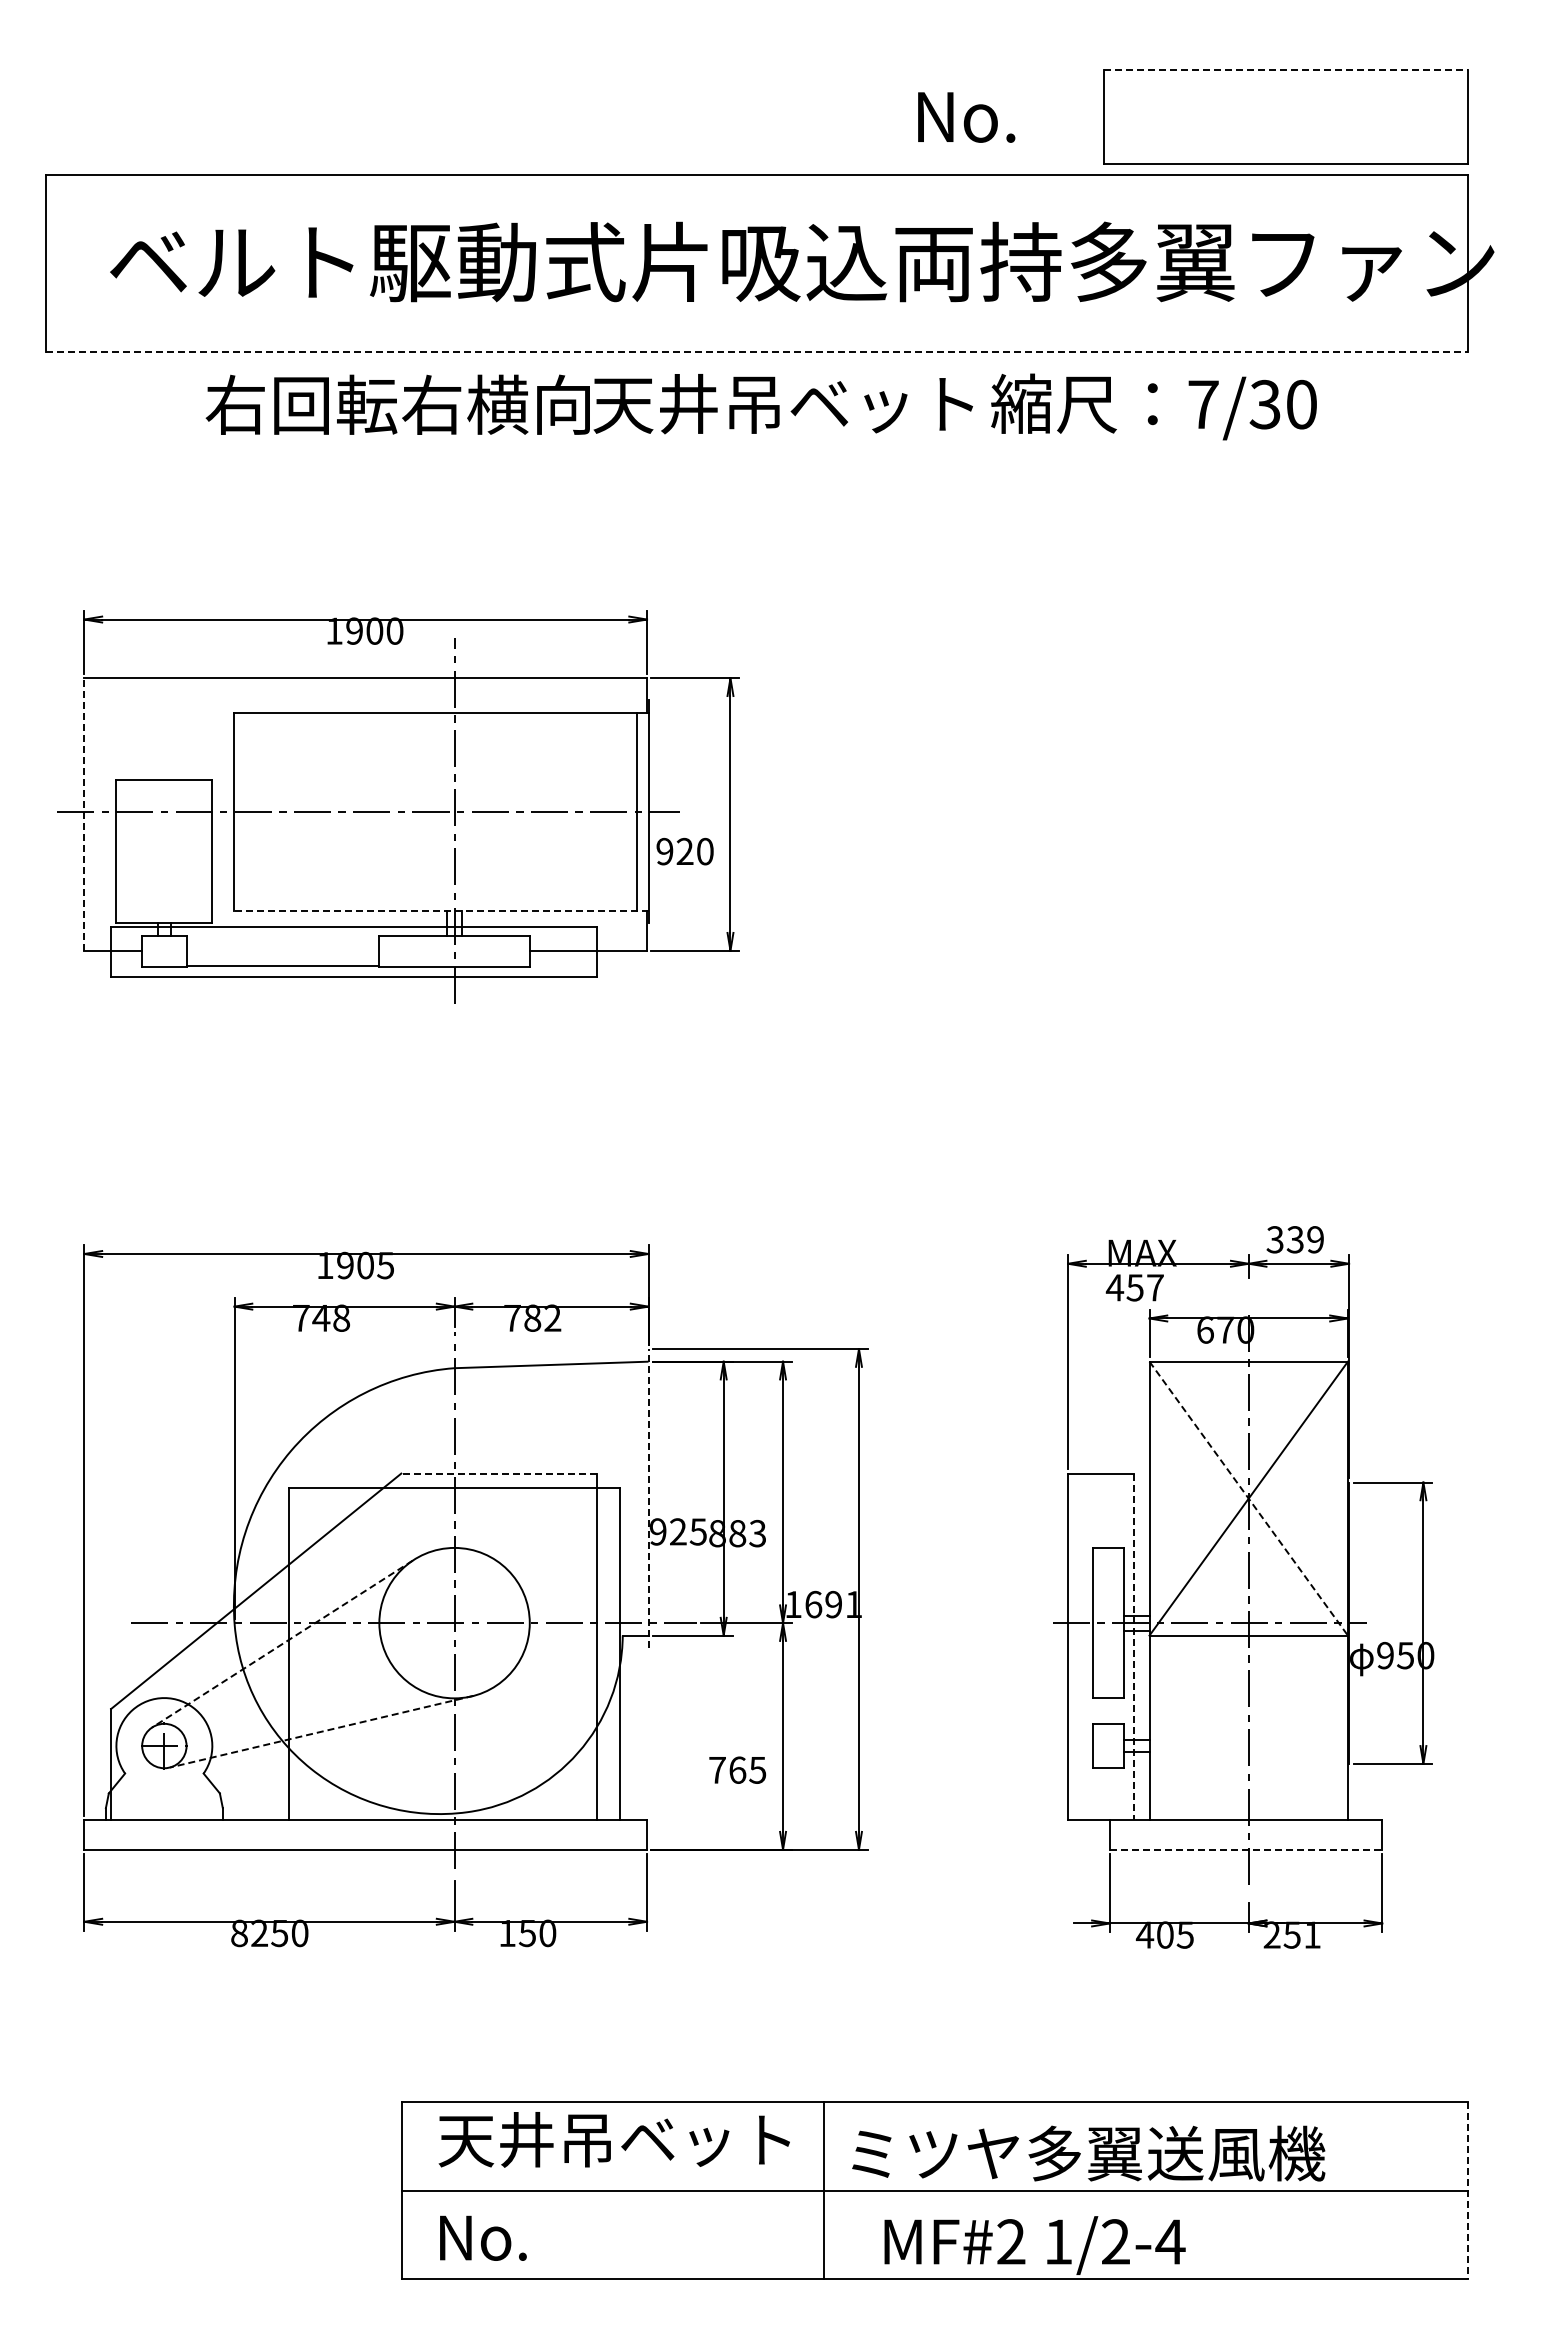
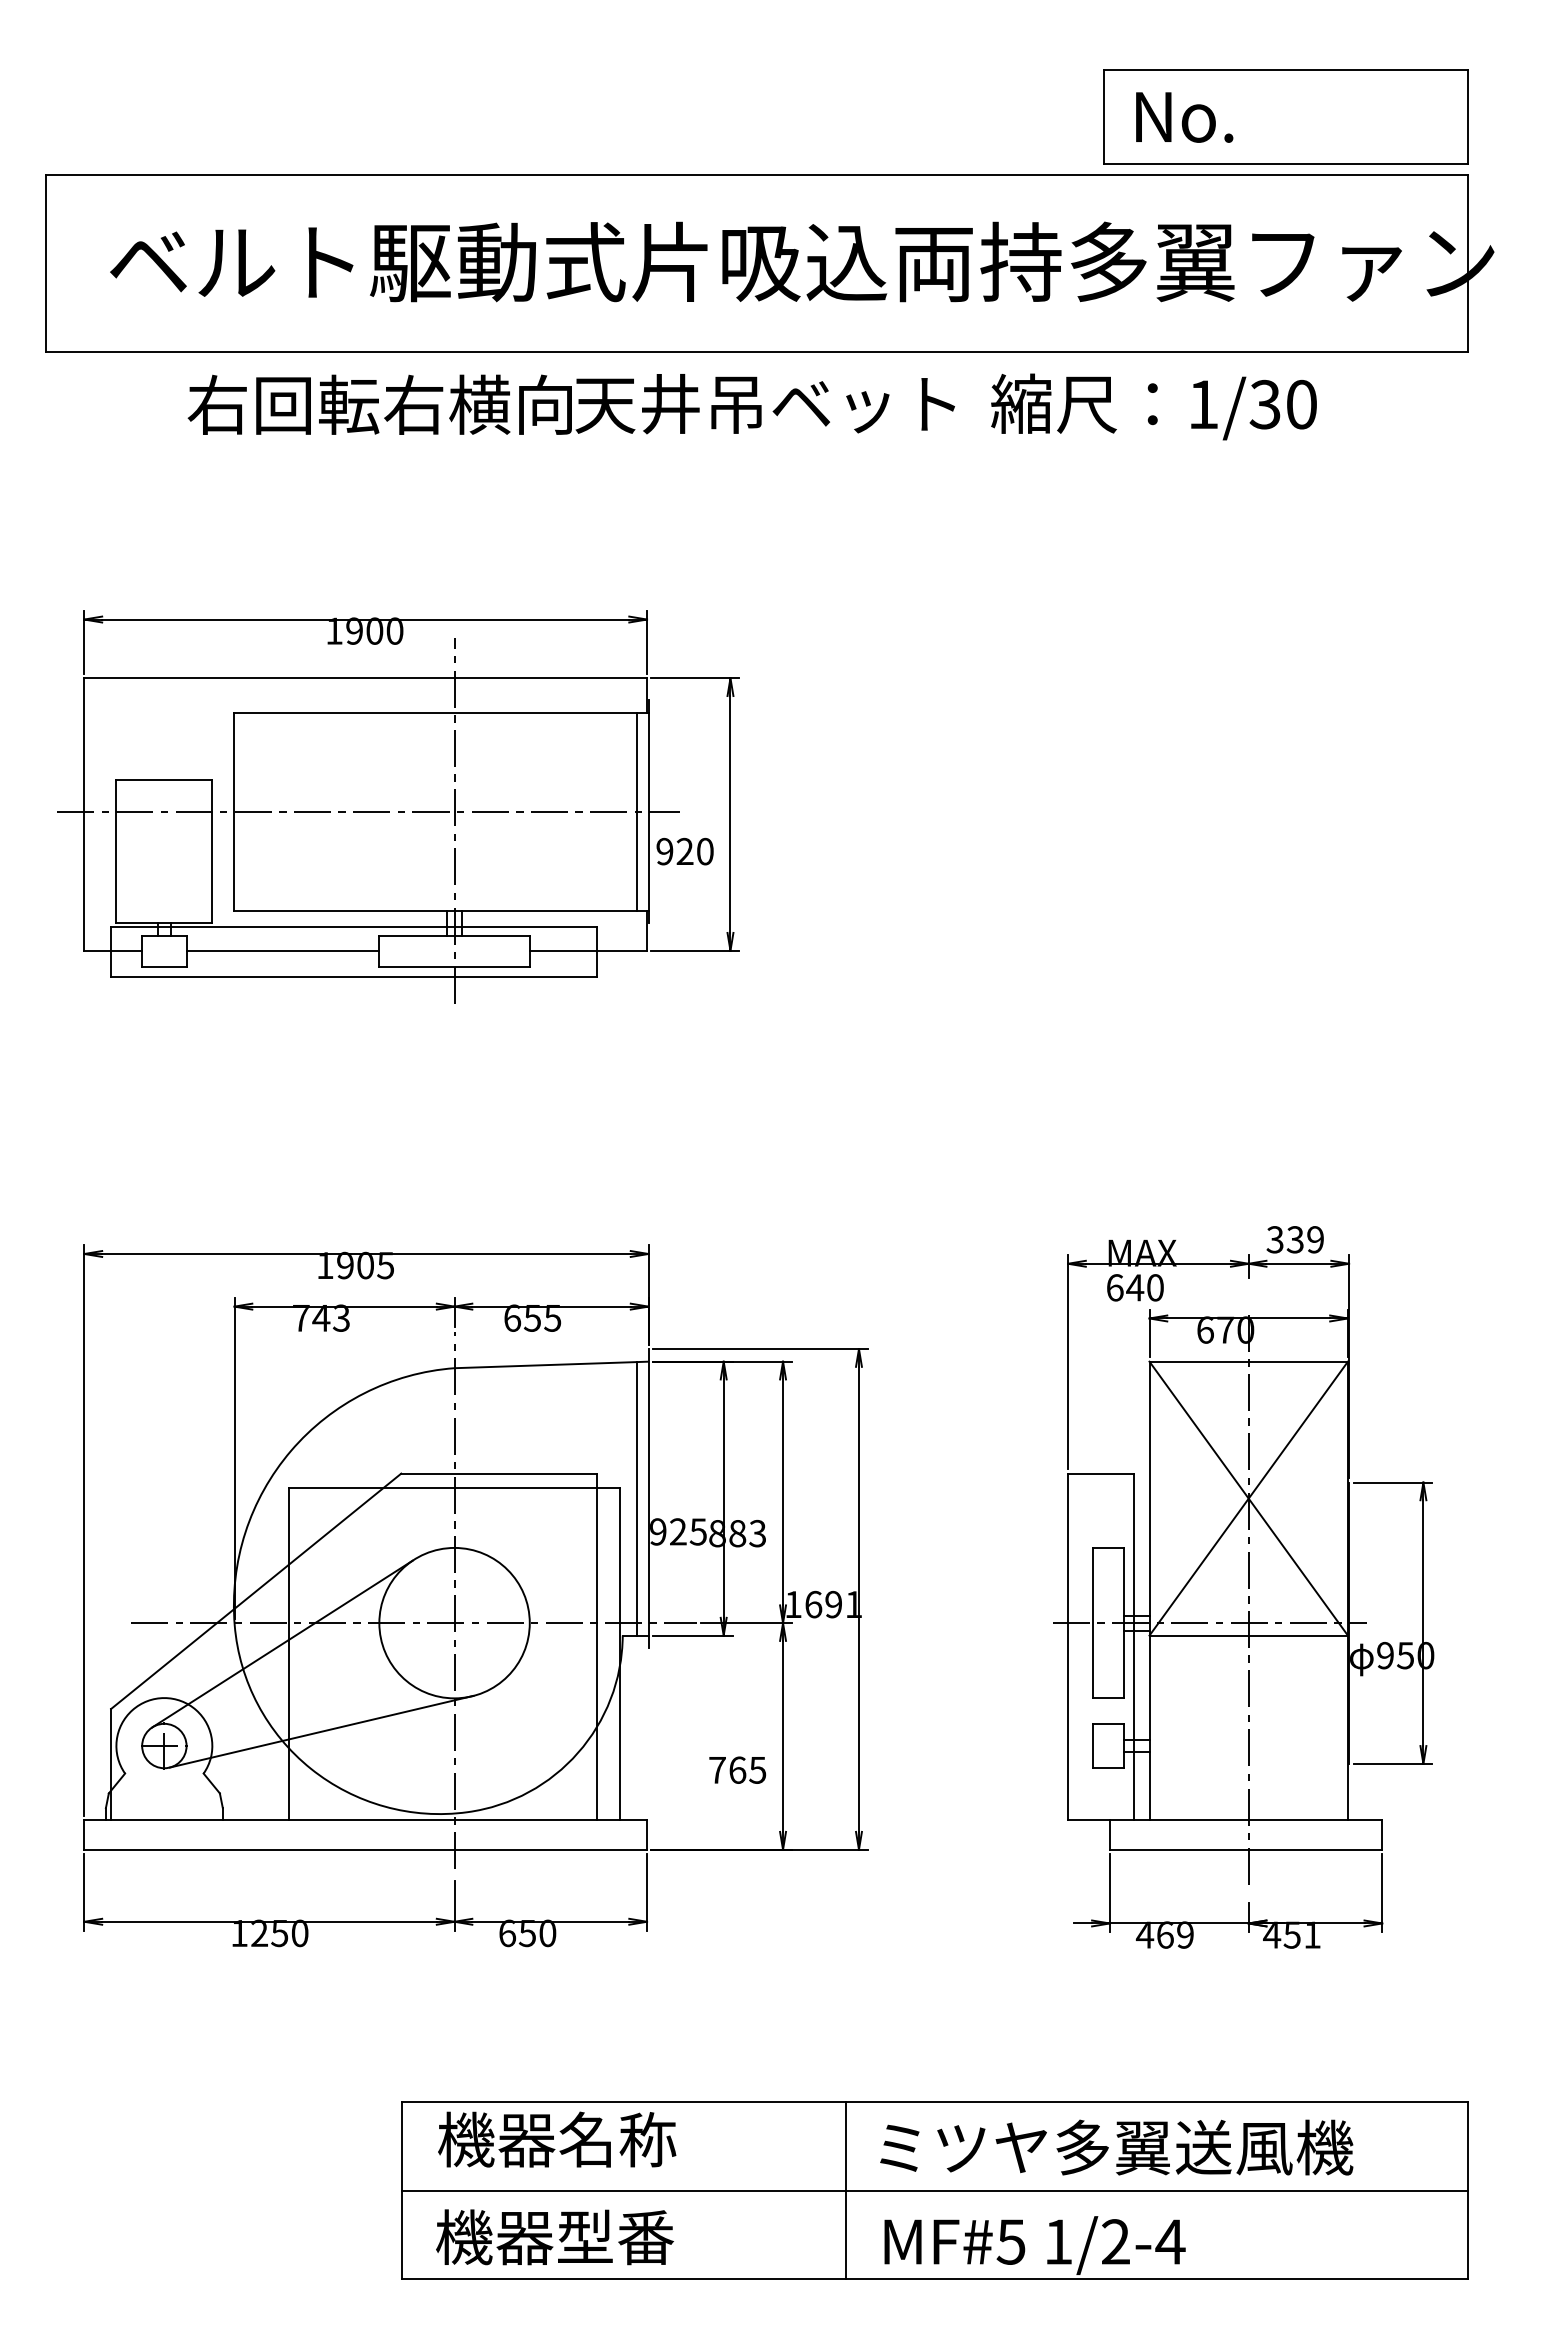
line: dashed -> solid (1285, 70)
text position: (966, 117) -> (1184, 117) (1184, 117)
line: dashed -> solid (757, 352)
text position: (588, 404) -> (570, 404) (570, 404)
text: 7/30 -> 1/30 (1203, 404)
line: dashed -> solid (84, 813)
line: dashed -> solid (440, 911)
line position: (282, 965) -> (282, 950) (282, 950)
text: 457 -> 640 (1134, 1287)
text: 748 -> 743 (341, 1317)
text: 782 -> 655 (532, 1317)
line: dashed -> solid (498, 1473)
line: none -> present (636, 1498)
line: dashed -> solid (648, 1498)
line: dashed -> solid (1249, 1499)
line: dashed -> solid (282, 1644)
line: dashed -> solid (1133, 1647)
line: dashed -> solid (321, 1731)
line: dashed -> solid (1246, 1849)
text: 8250 -> 1250 (239, 1933)
text: 150 -> 650 (507, 1933)
text: 405 -> 469 (1175, 1934)
text: 251 -> 451 (1272, 1934)
text: 天井吊ベット -> 機器名称 (613, 2139)
text position: (1088, 2153) -> (1116, 2147) (1116, 2147)
line position: (823, 2190) -> (845, 2190) (845, 2190)
line: dashed -> solid (1467, 2190)
text: No. -> 機器型番 (555, 2237)
text: MF#2 -> MF#5 (1010, 2241)
